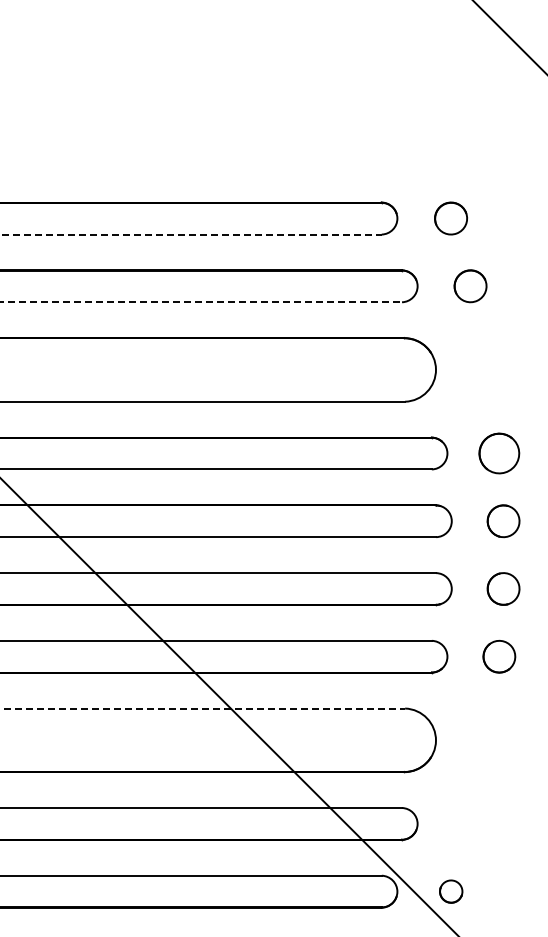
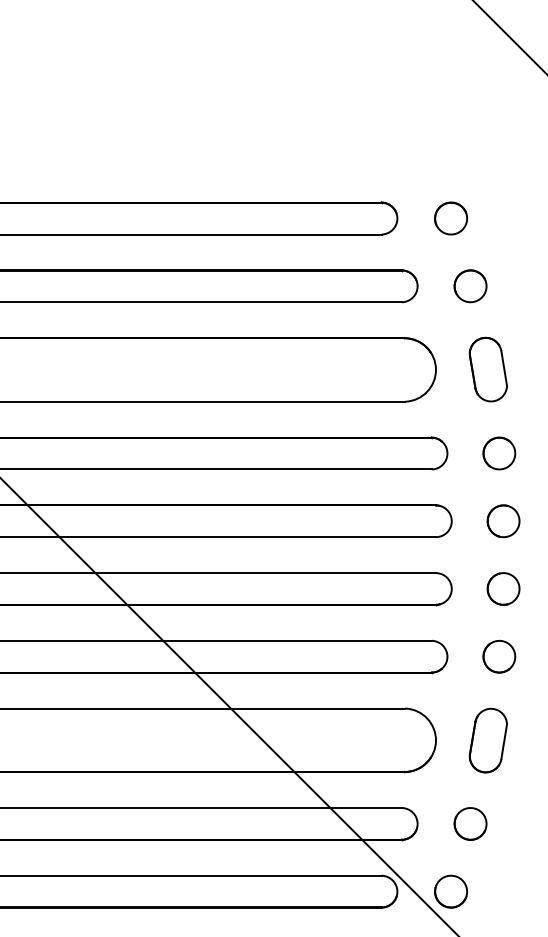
line: dashed -> solid (191, 234)
line: dashed -> solid (201, 302)
part: none -> present (487, 369)
part size: 43x43 px -> 35x35 px (499, 453)
line: dashed -> solid (203, 708)
part: none -> present (487, 740)
part: none -> present (470, 823)
part size: 25x25 px -> 35x35 px (451, 891)
